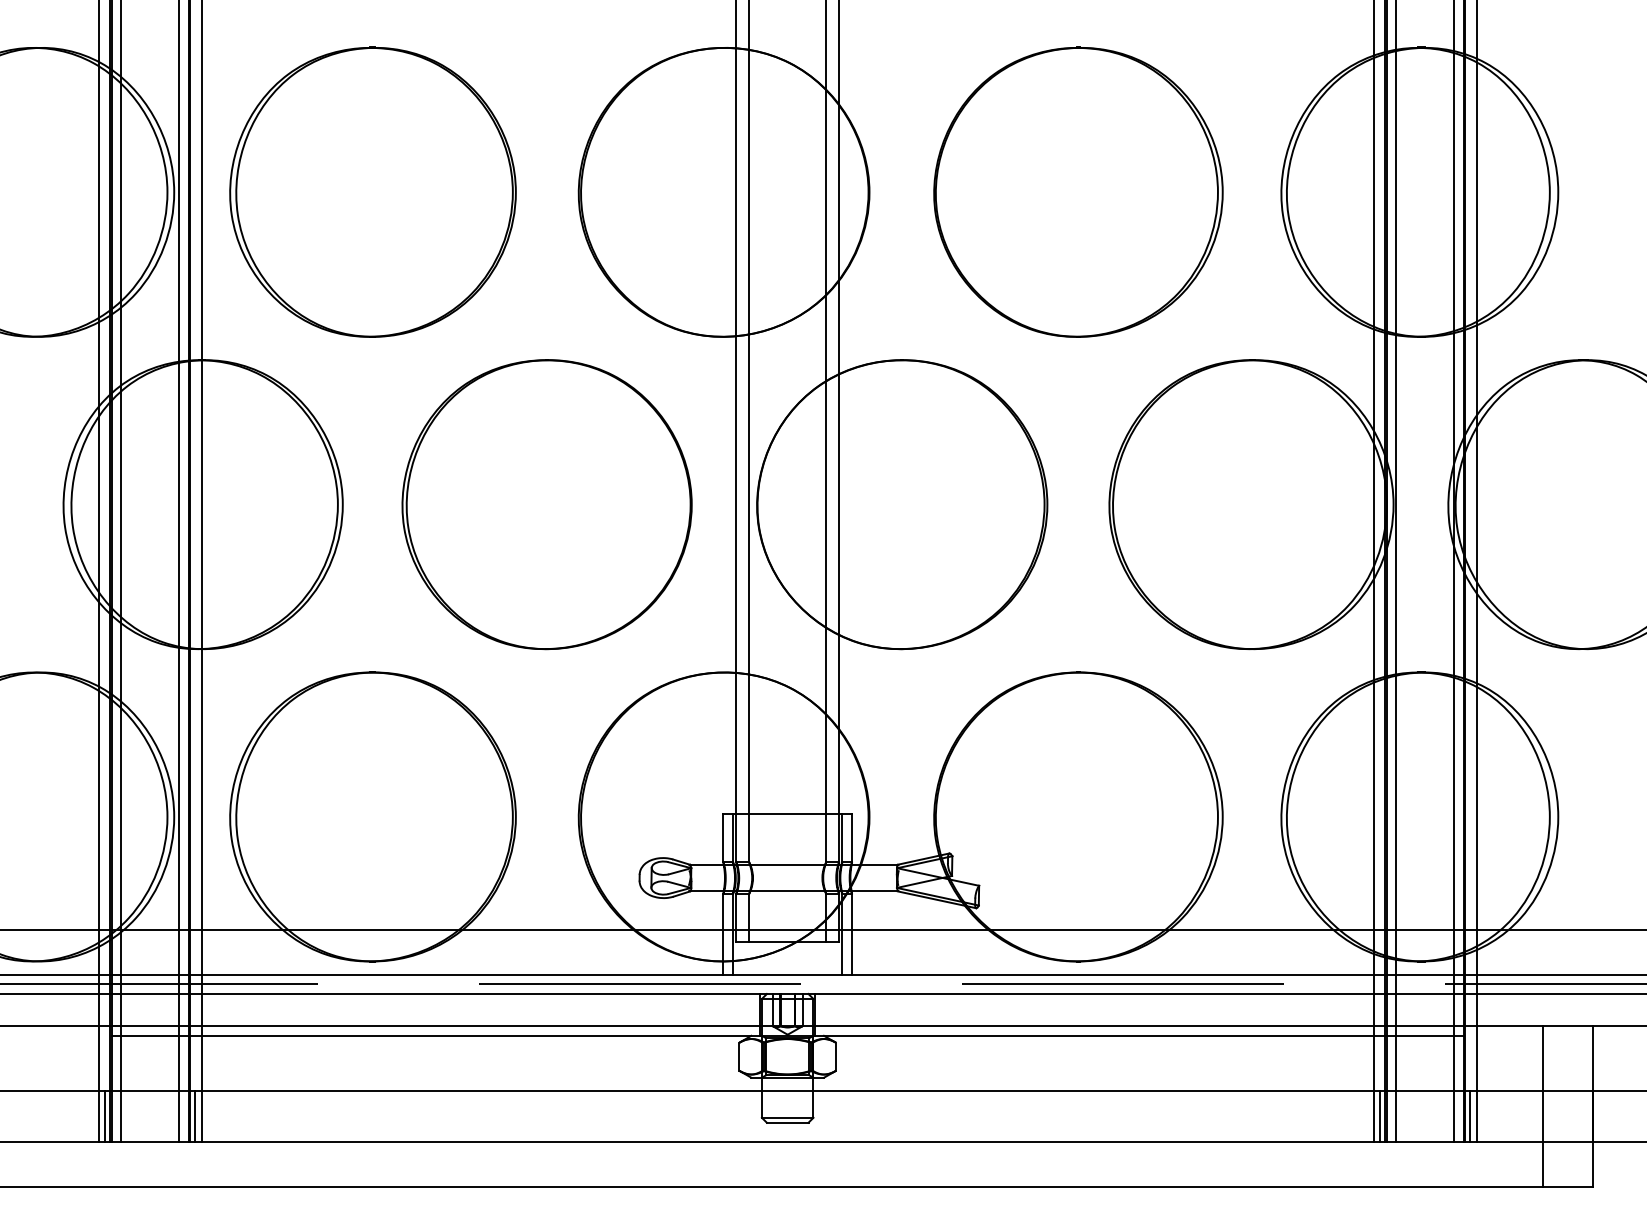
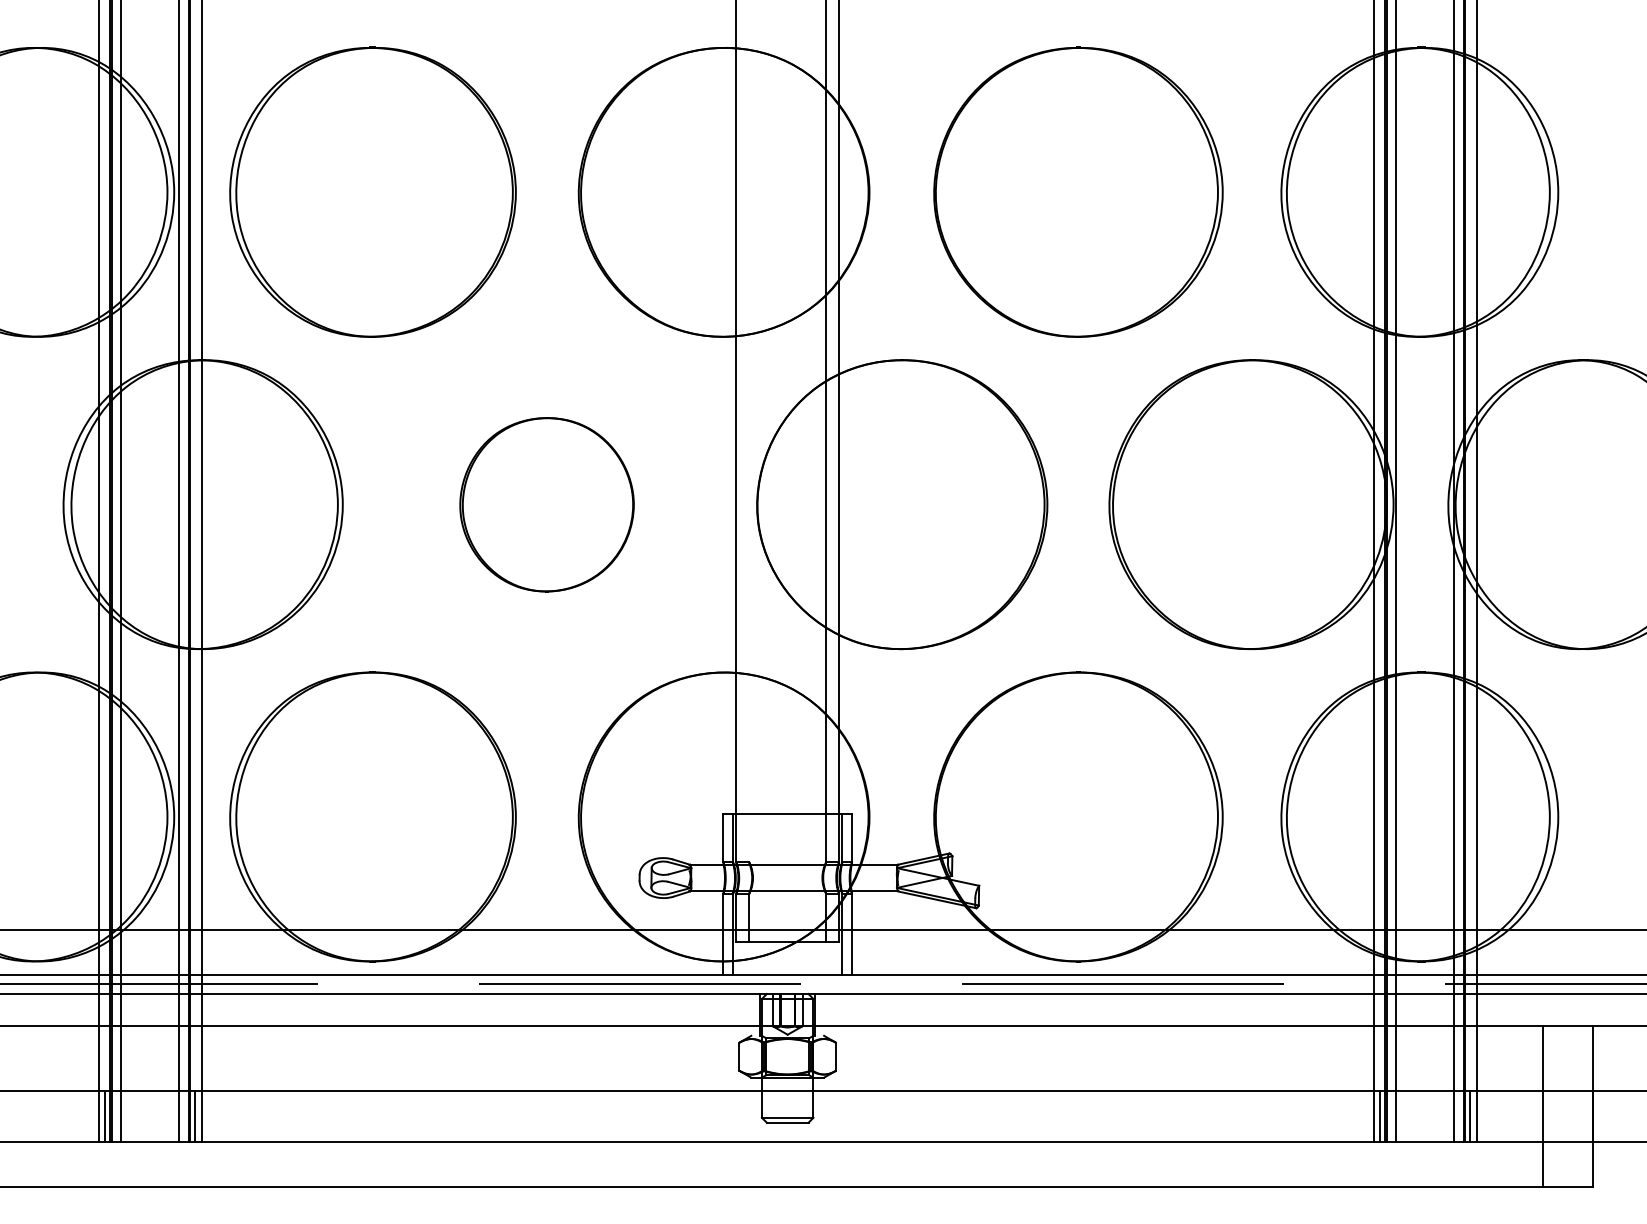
line: present -> none (749, 431)
part size: 292x292 px -> 176x176 px (546, 504)
line: present -> none (787, 1035)
